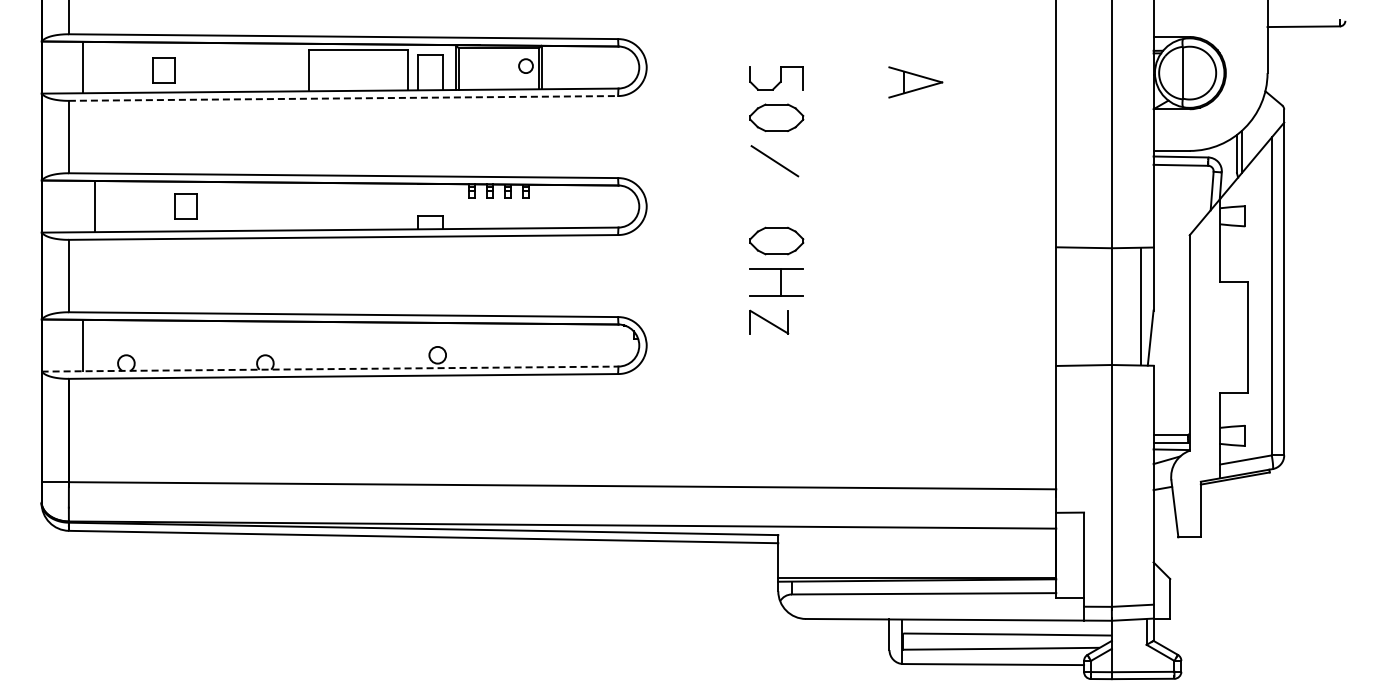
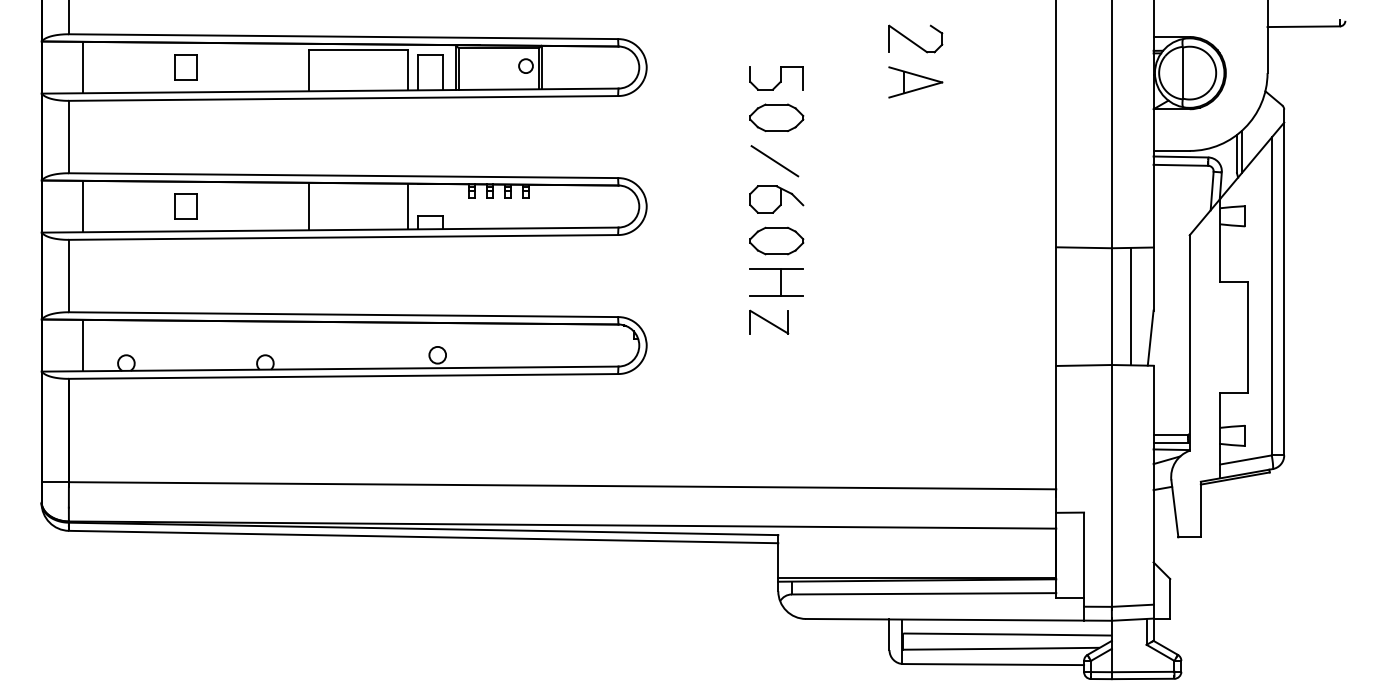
part: none -> present (915, 38)
part position: (163, 70) -> (185, 67) (185, 67)
line: dashed -> solid (343, 98)
part: none -> present (776, 199)
line position: (95, 206) -> (83, 206) (83, 206)
line: none -> present (309, 206)
line: none -> present (407, 206)
line position: (1141, 306) -> (1131, 306) (1131, 306)
line: dashed -> solid (330, 369)
